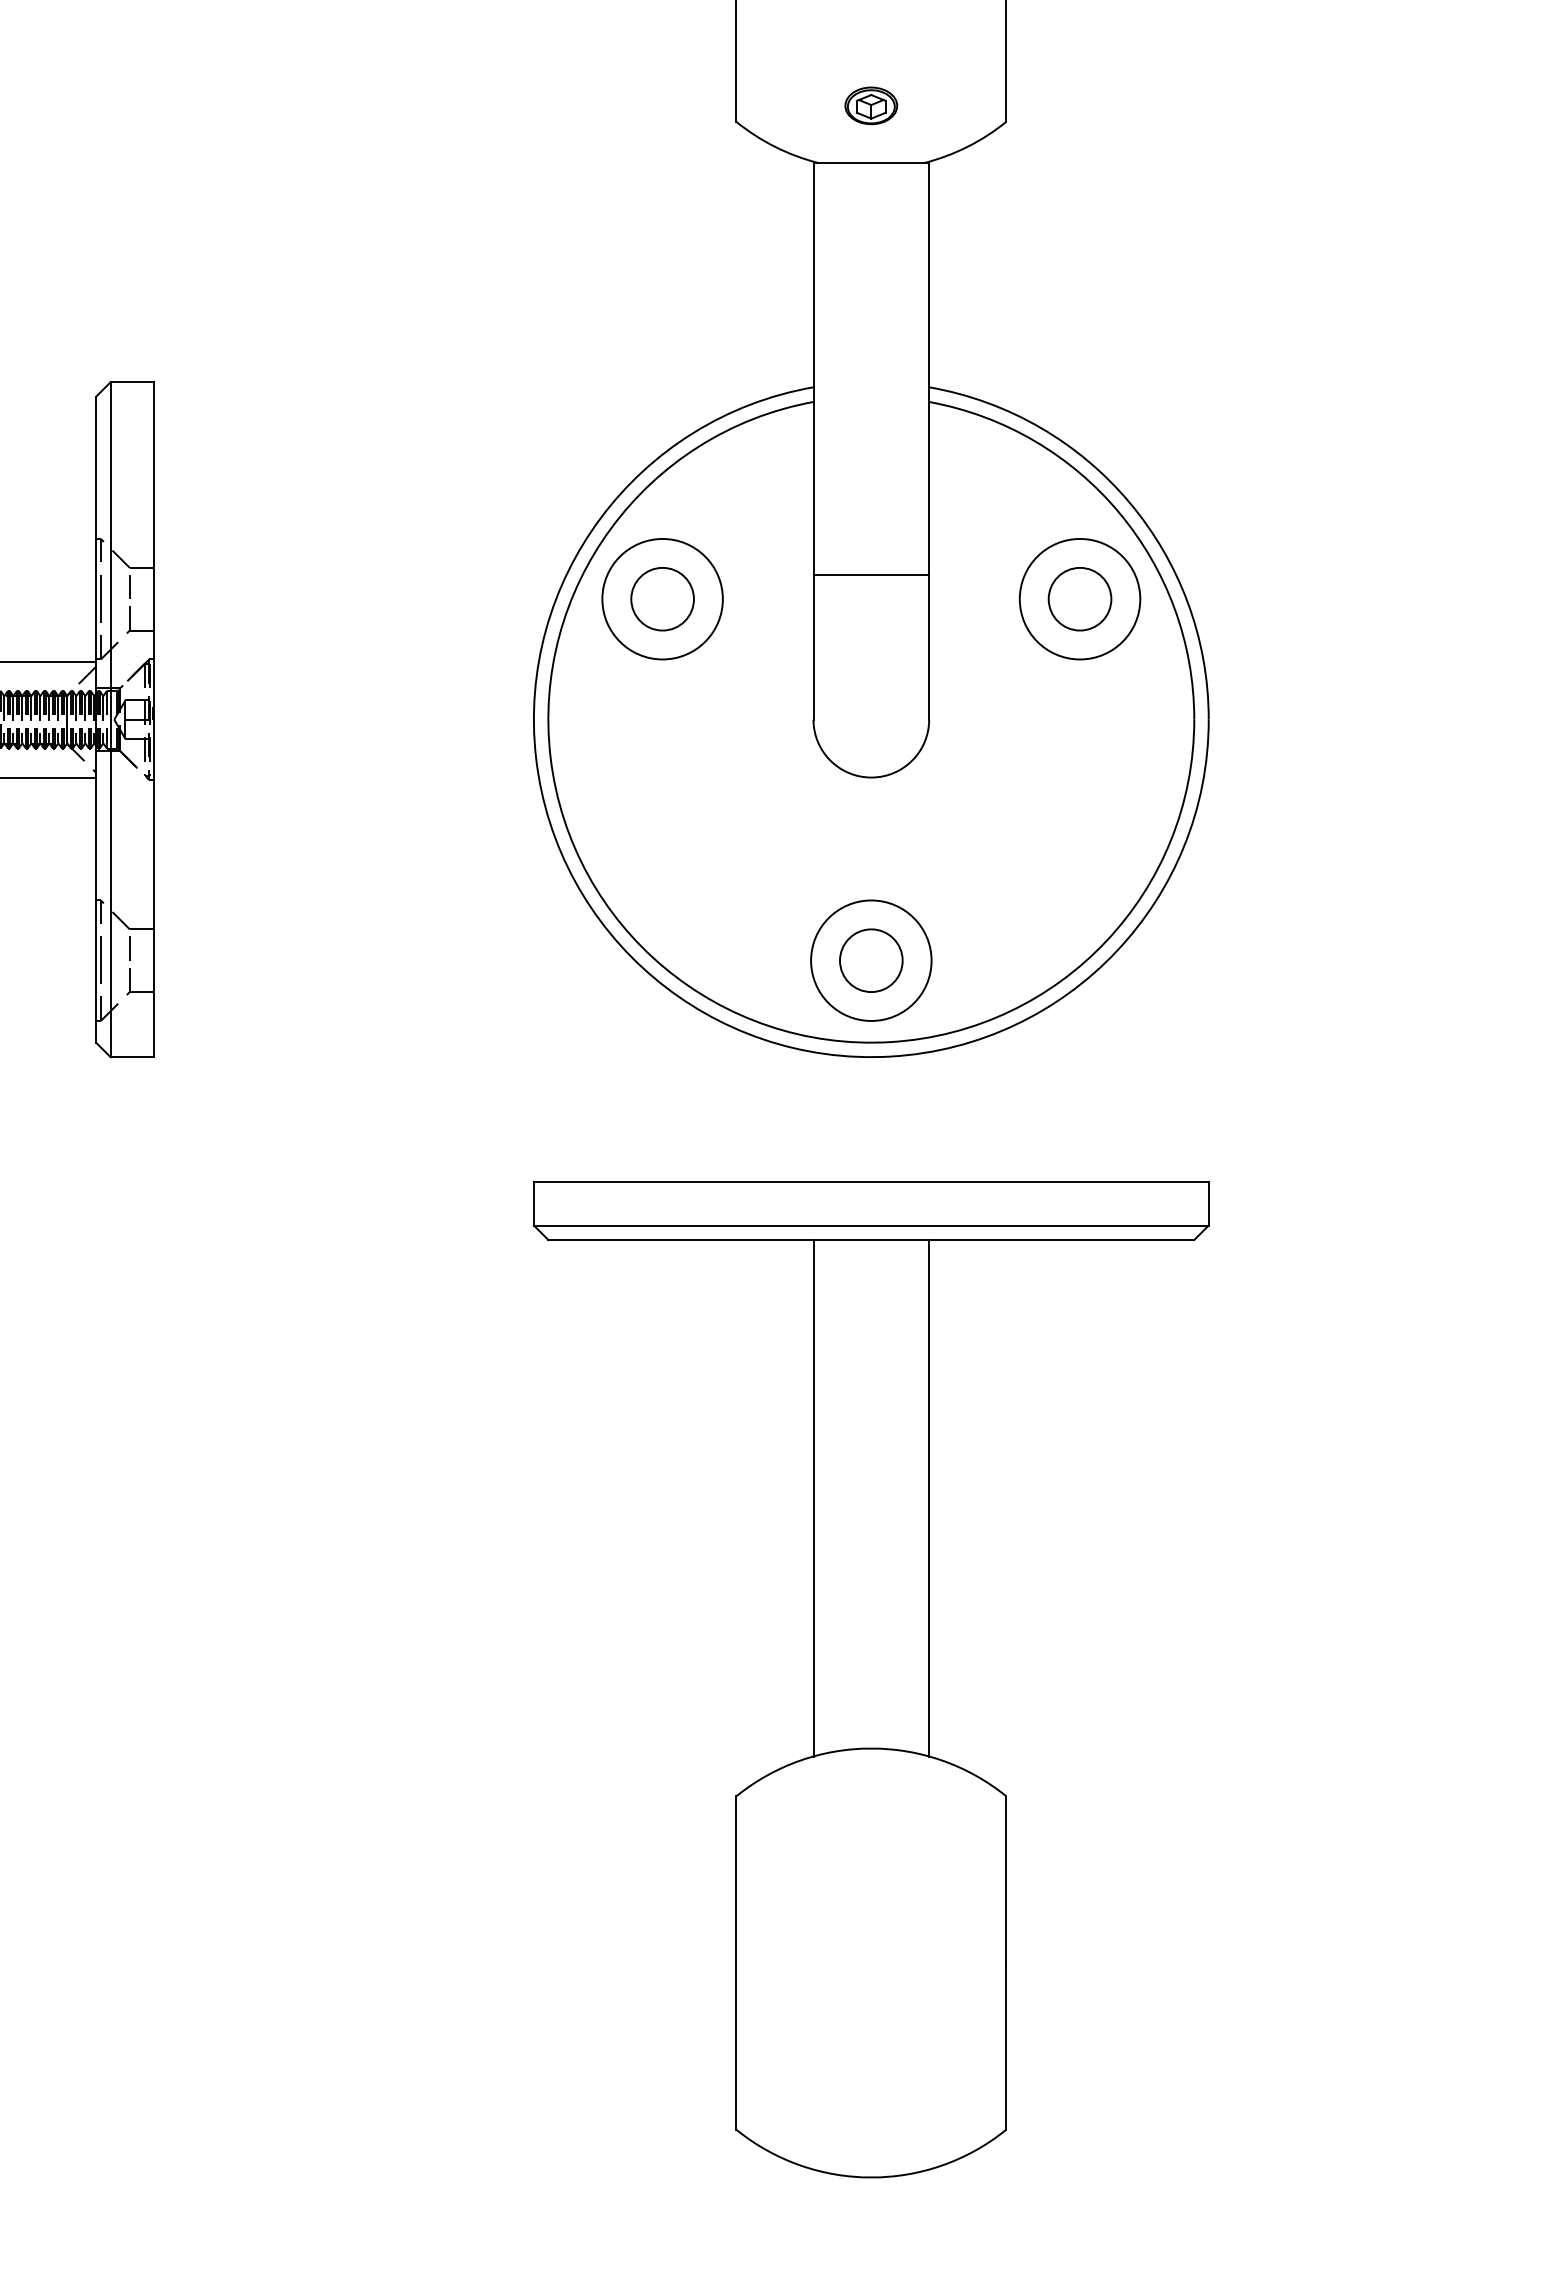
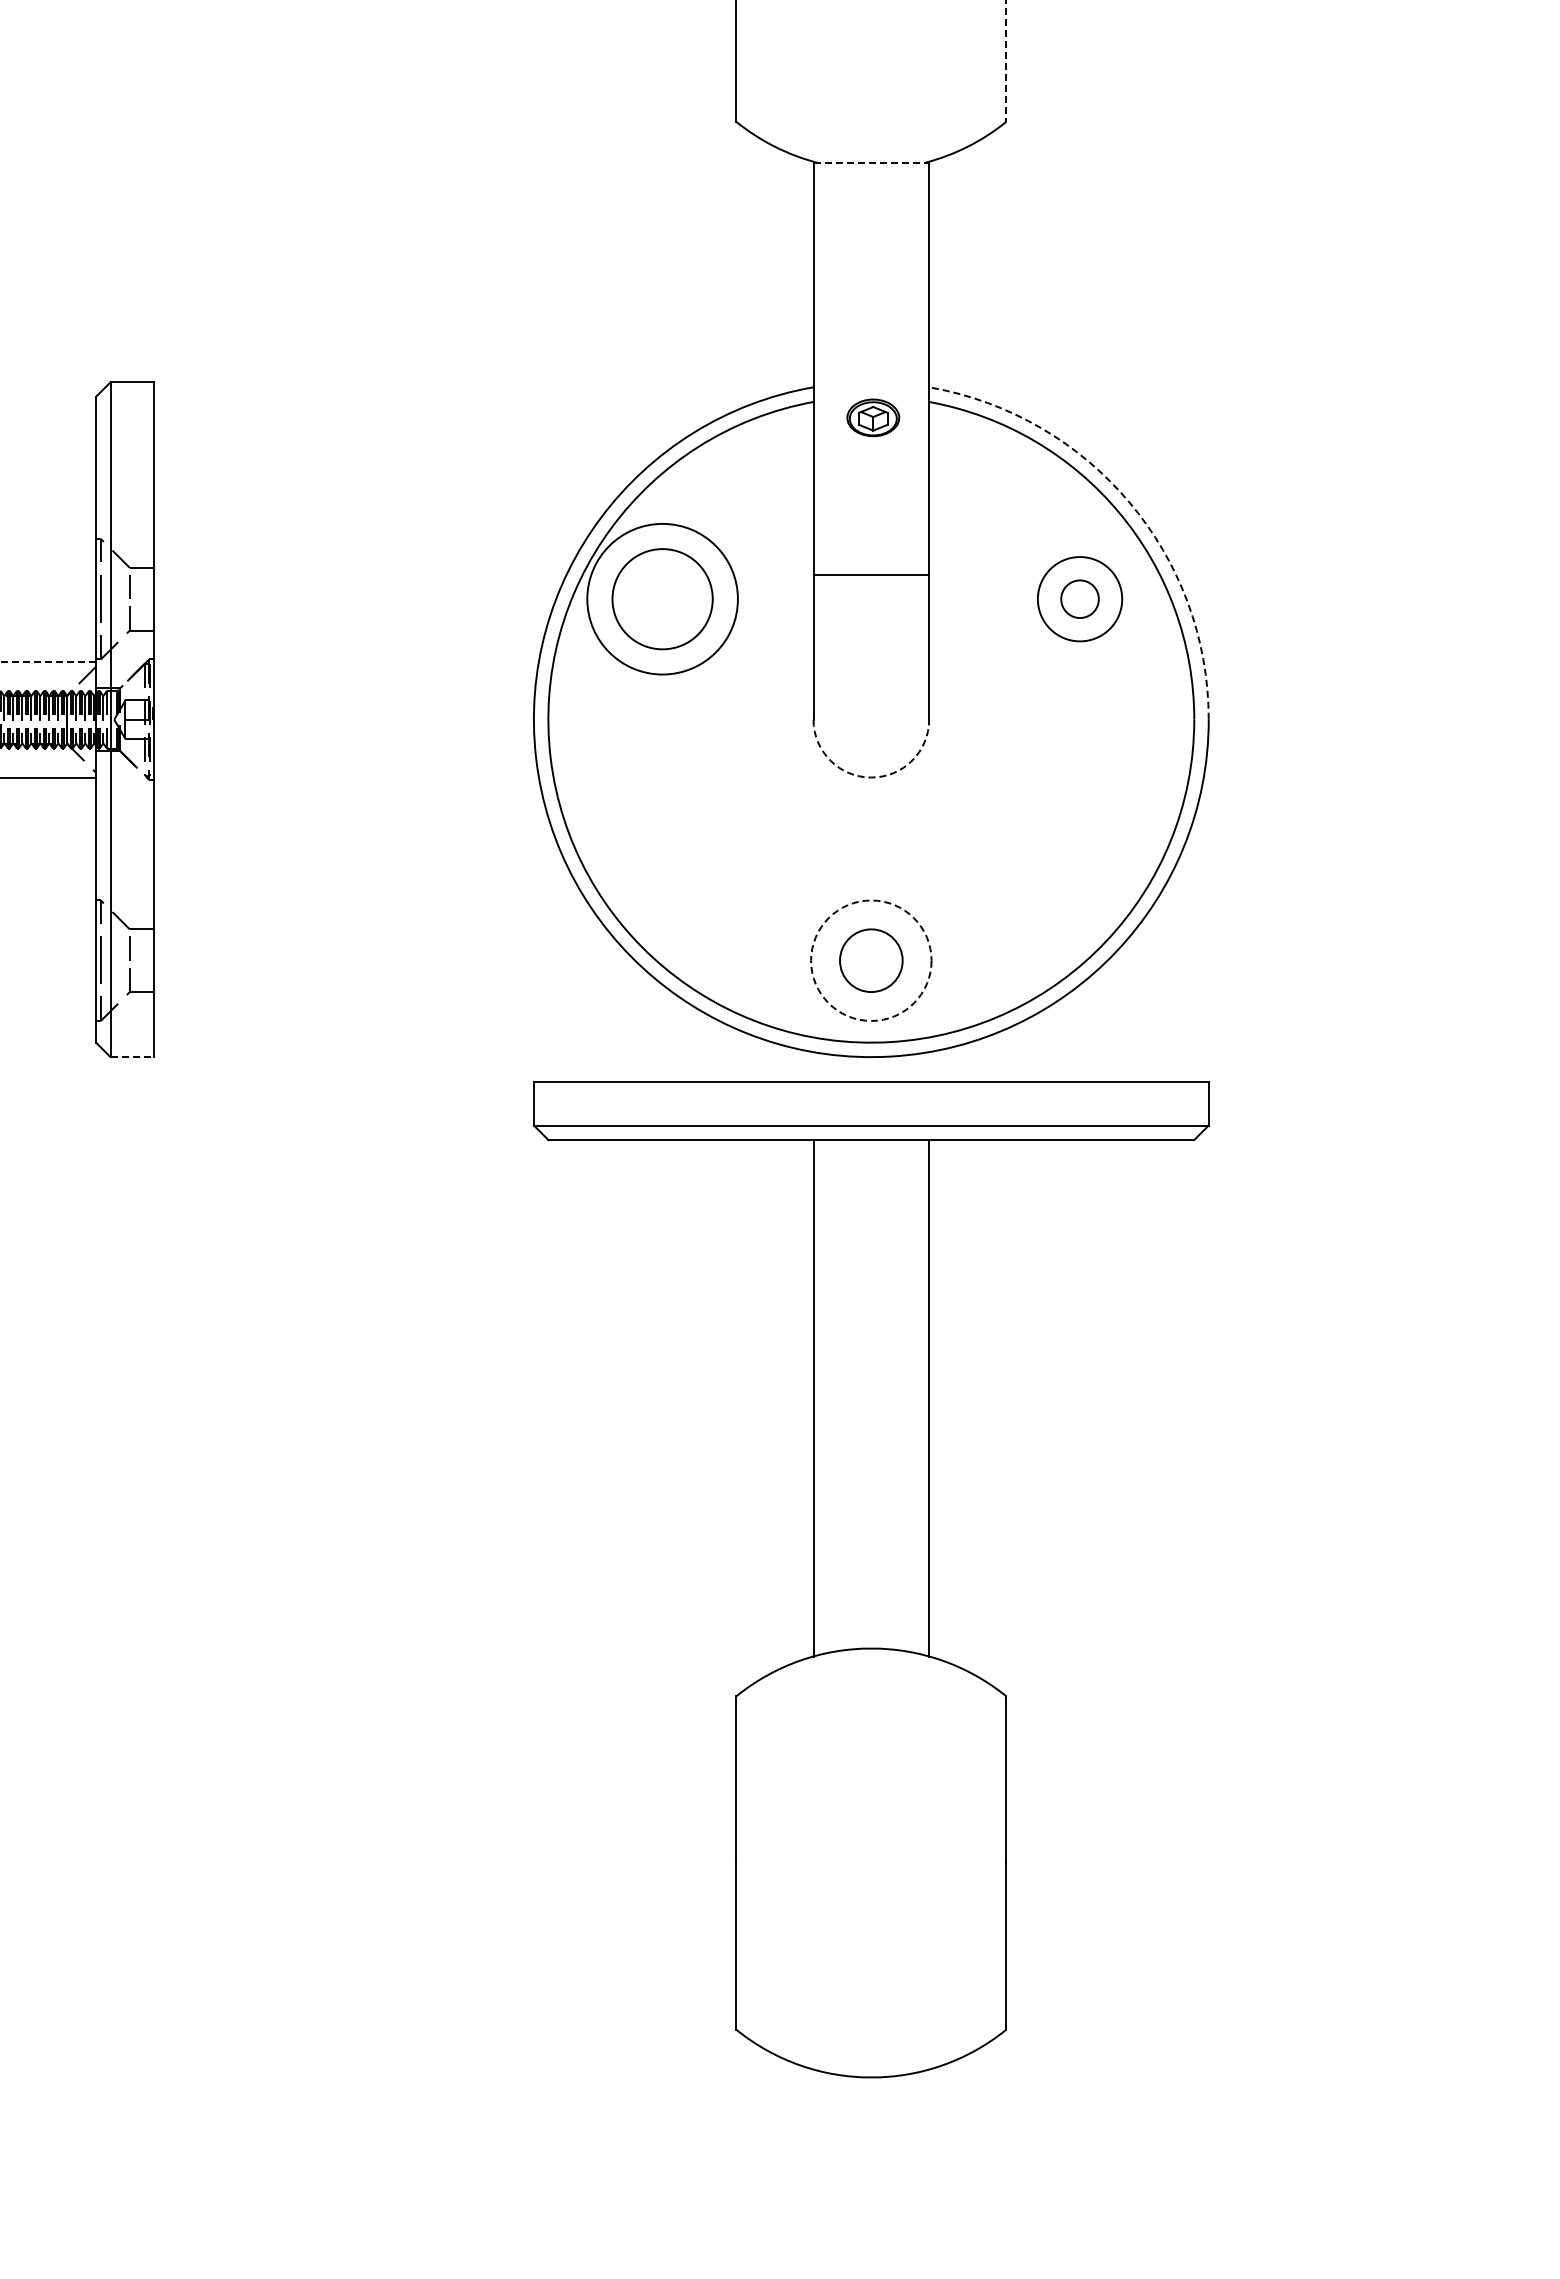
line: solid -> dashed (1006, 61)
part position: (871, 105) -> (873, 417) (873, 417)
line: solid -> dashed (871, 163)
arc: solid -> dashed (1129, 502)
circle diameter: 121 px -> 151 px (662, 598)
circle diameter: 63 px -> 100 px (662, 599)
circle diameter: 121 px -> 84 px (1079, 599)
circle diameter: 63 px -> 38 px (1079, 599)
line: solid -> dashed (48, 661)
arc: solid -> dashed (871, 777)
circle: solid -> dashed (871, 960)
line: solid -> dashed (132, 1057)
part position: (870, 1679) -> (870, 1579) (870, 1579)
